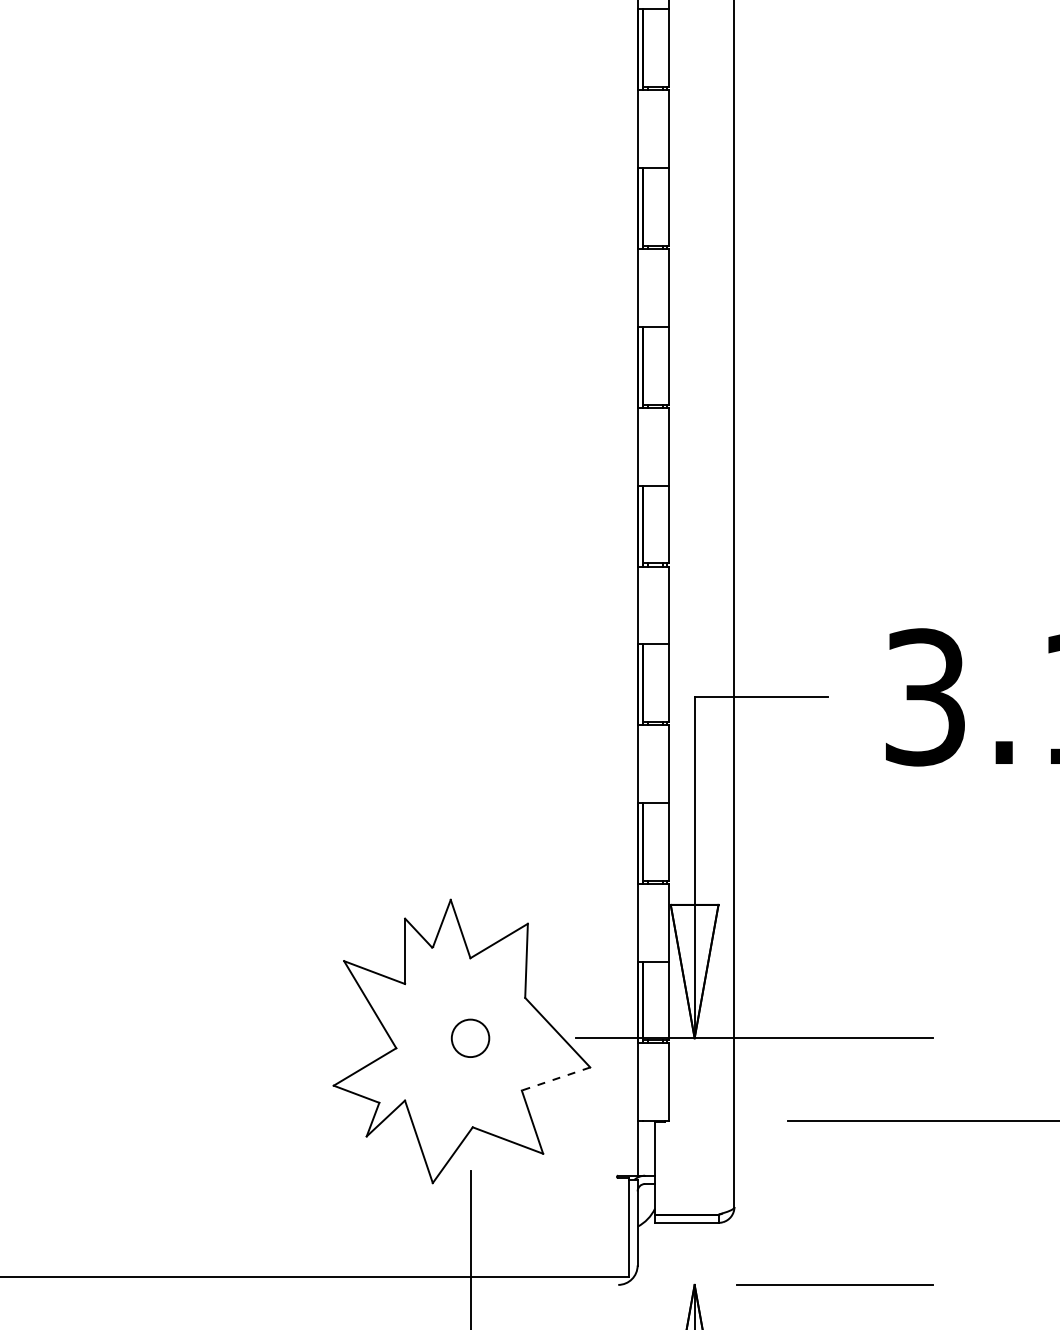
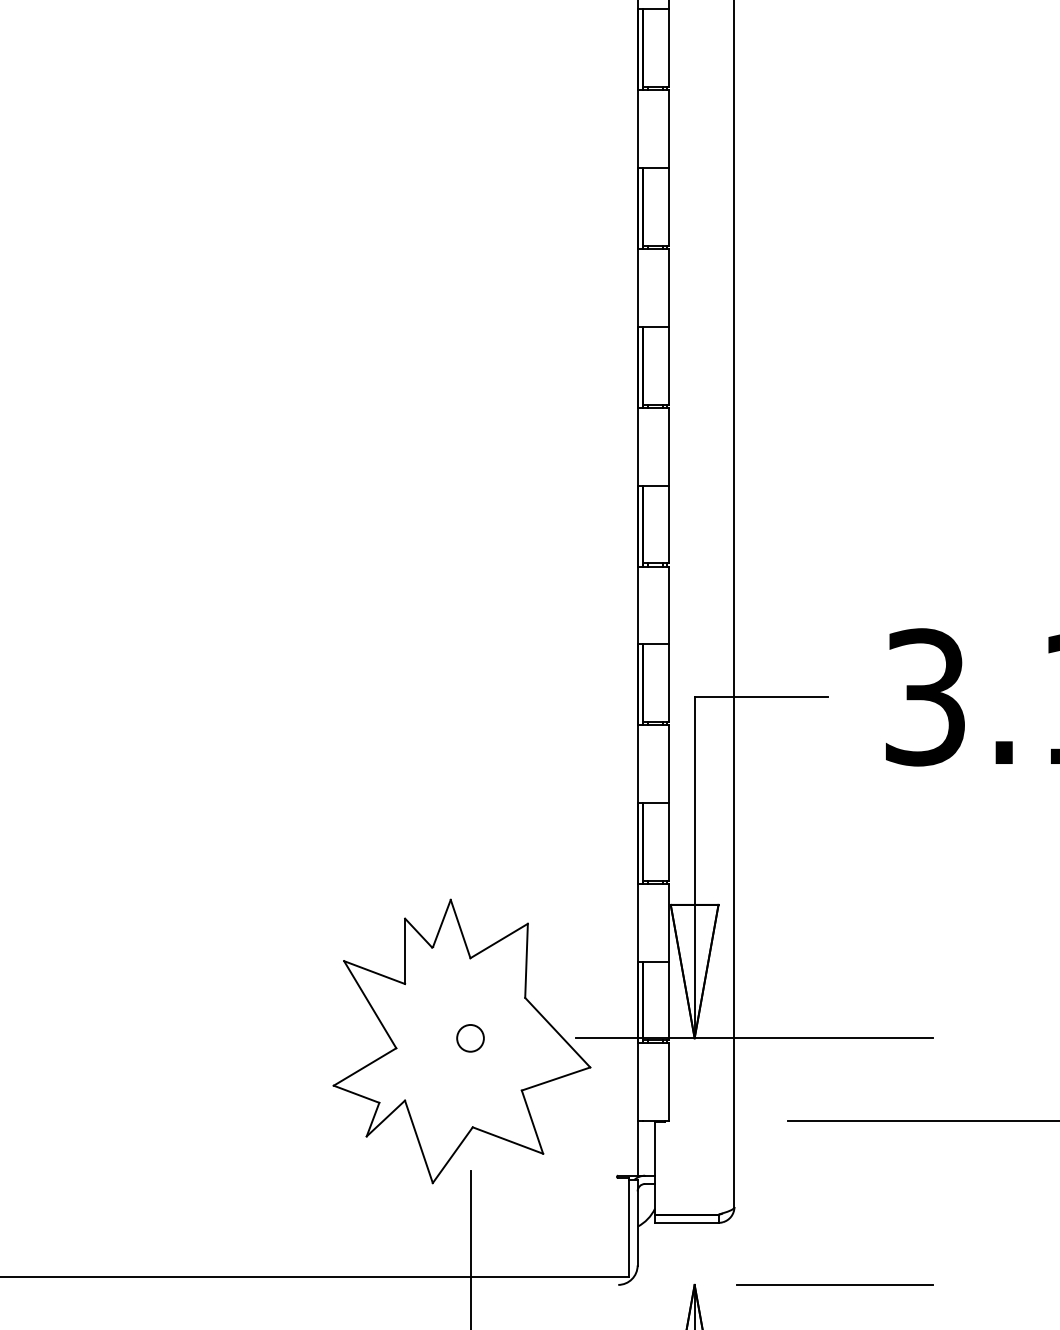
circle diameter: 37 px -> 27 px (470, 1037)
line: dashed -> solid (555, 1079)
